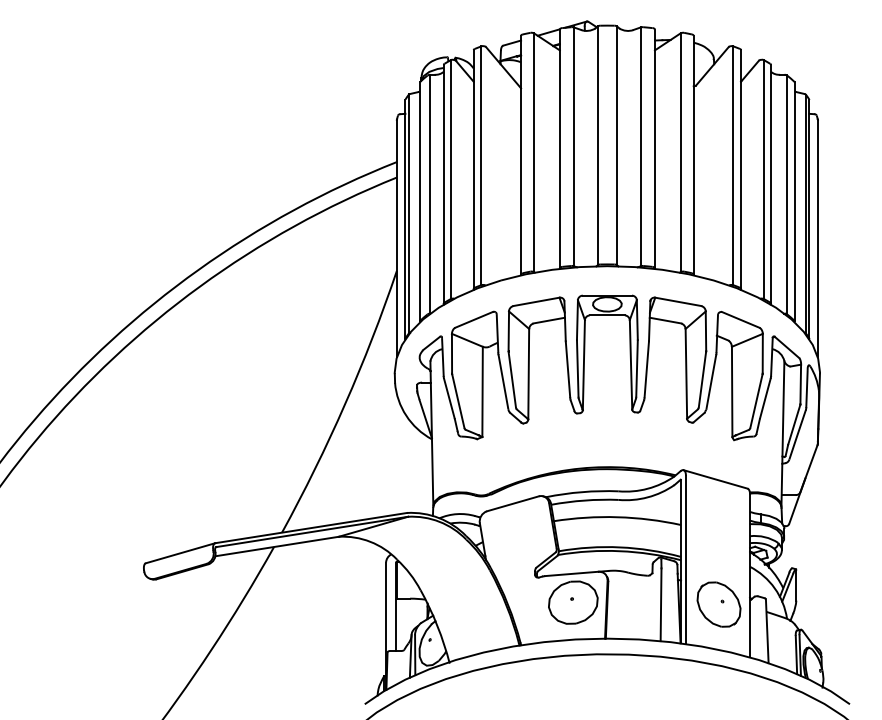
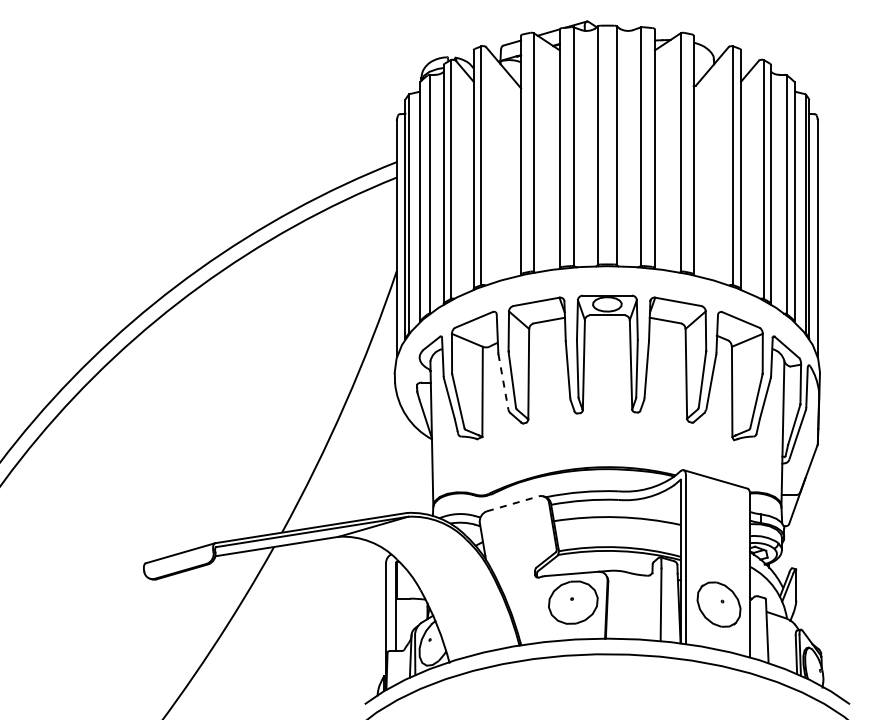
line: solid -> dashed (503, 380)
line: solid -> dashed (513, 503)
